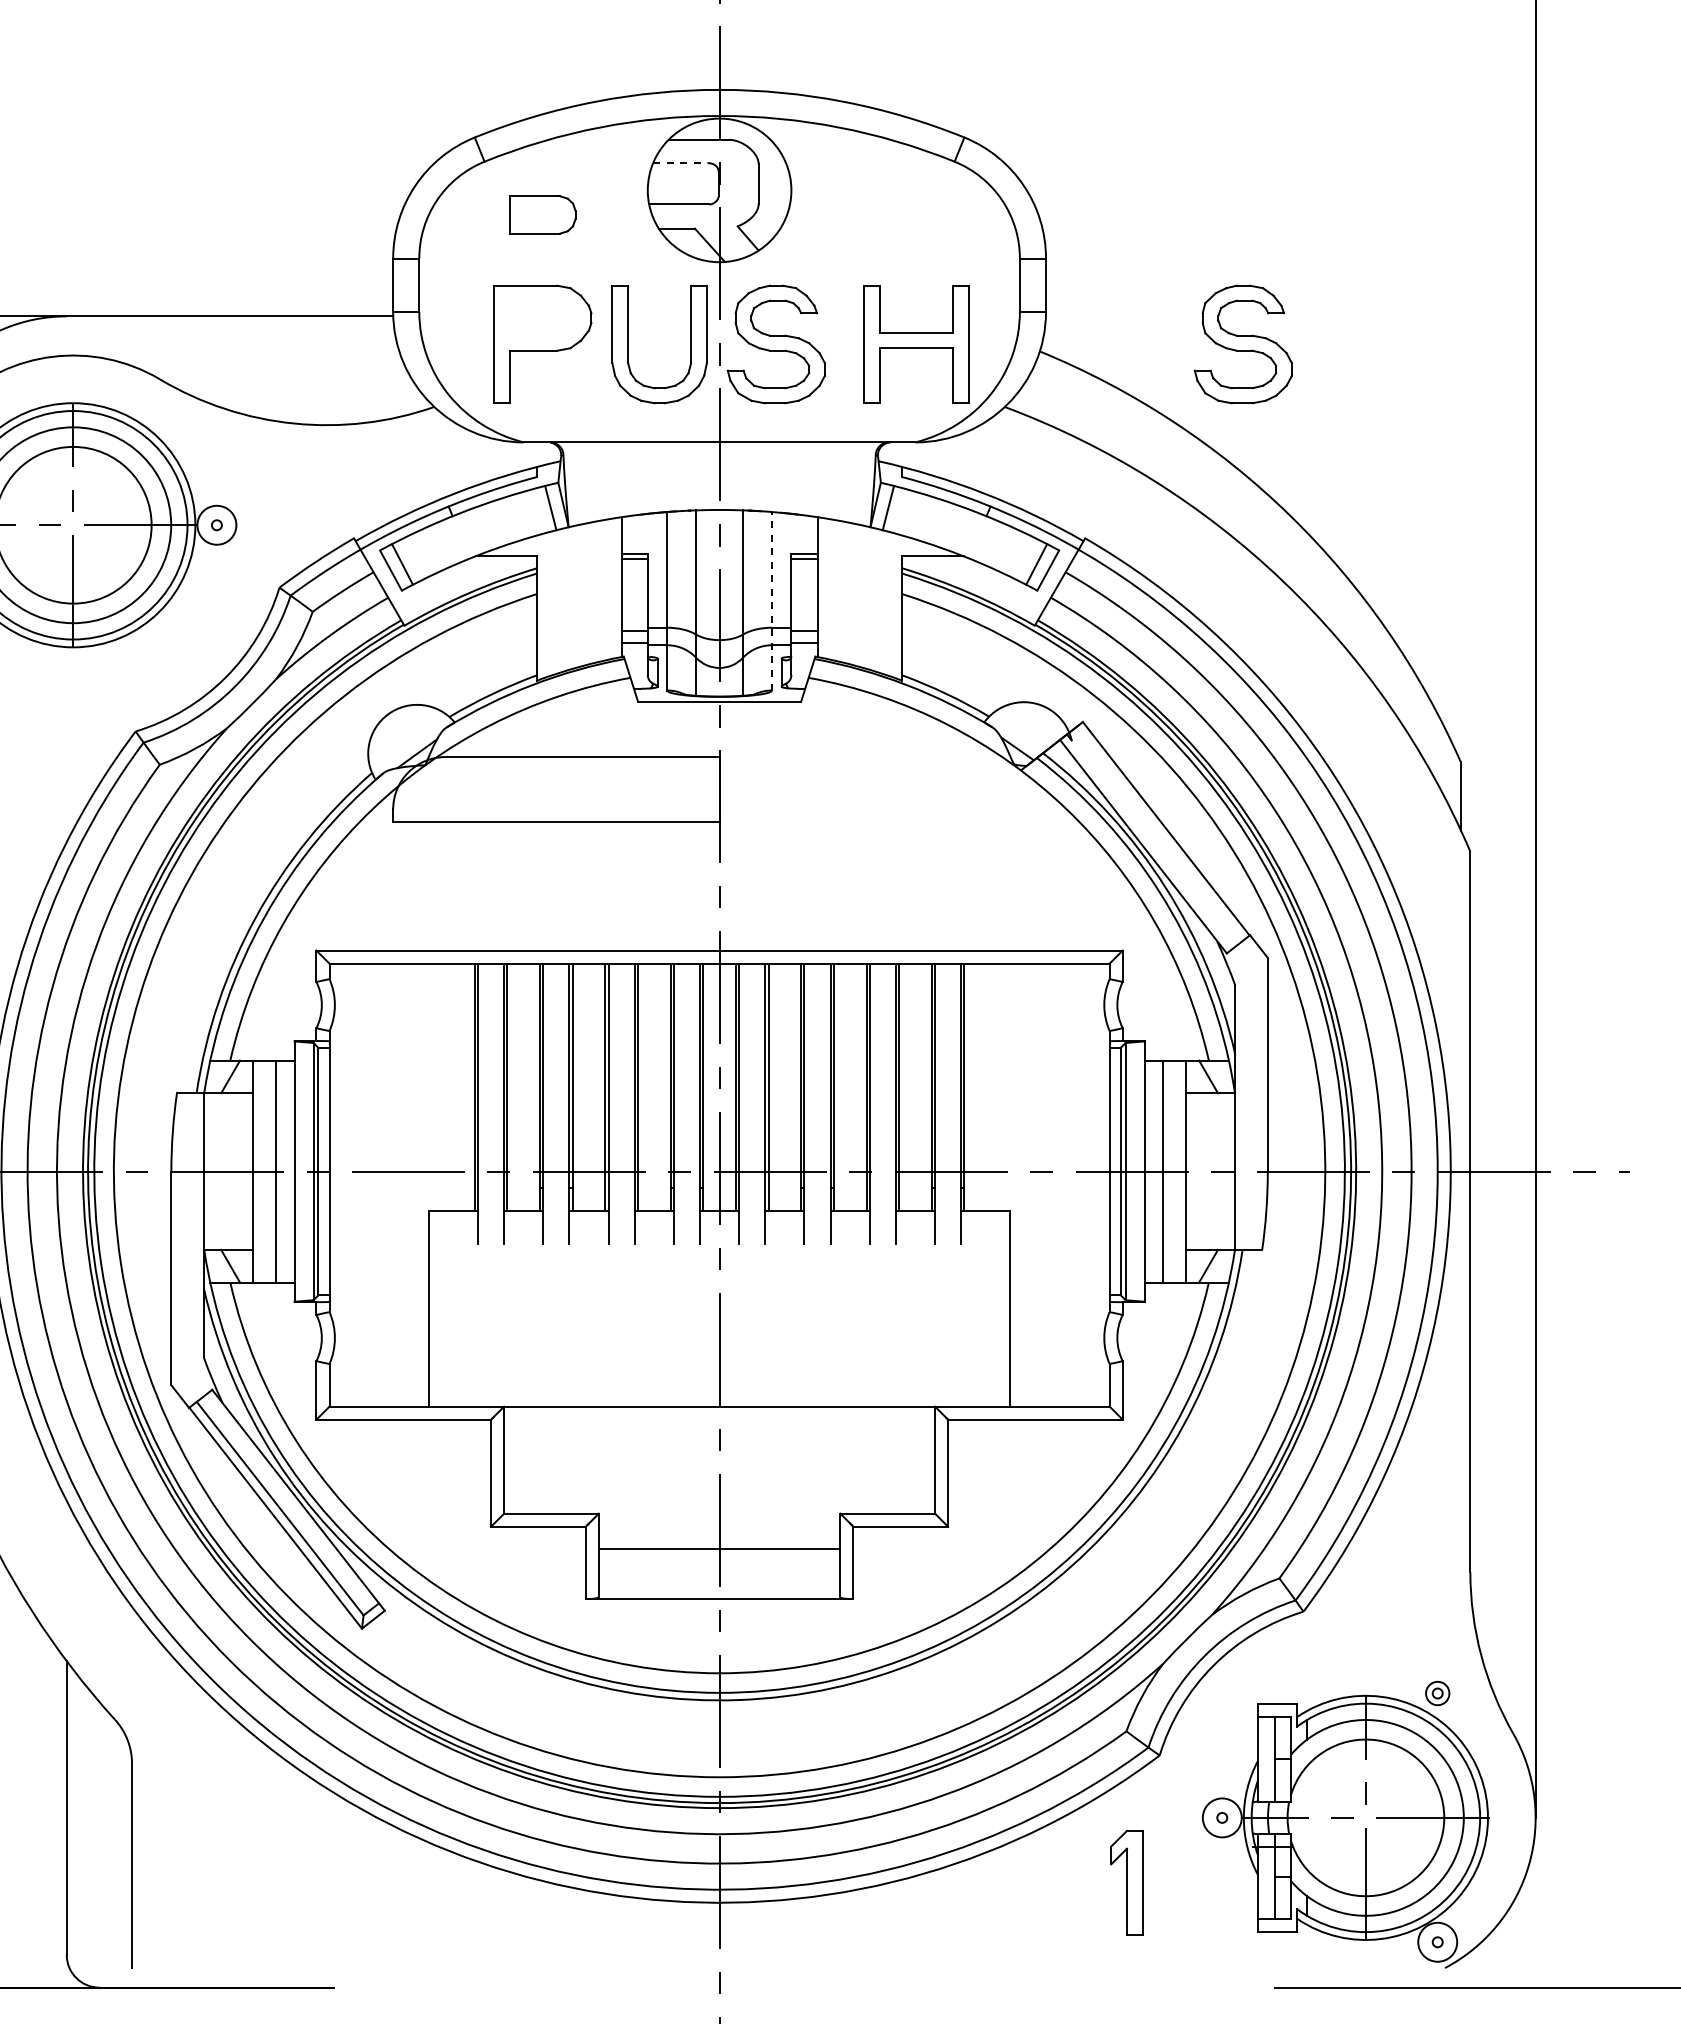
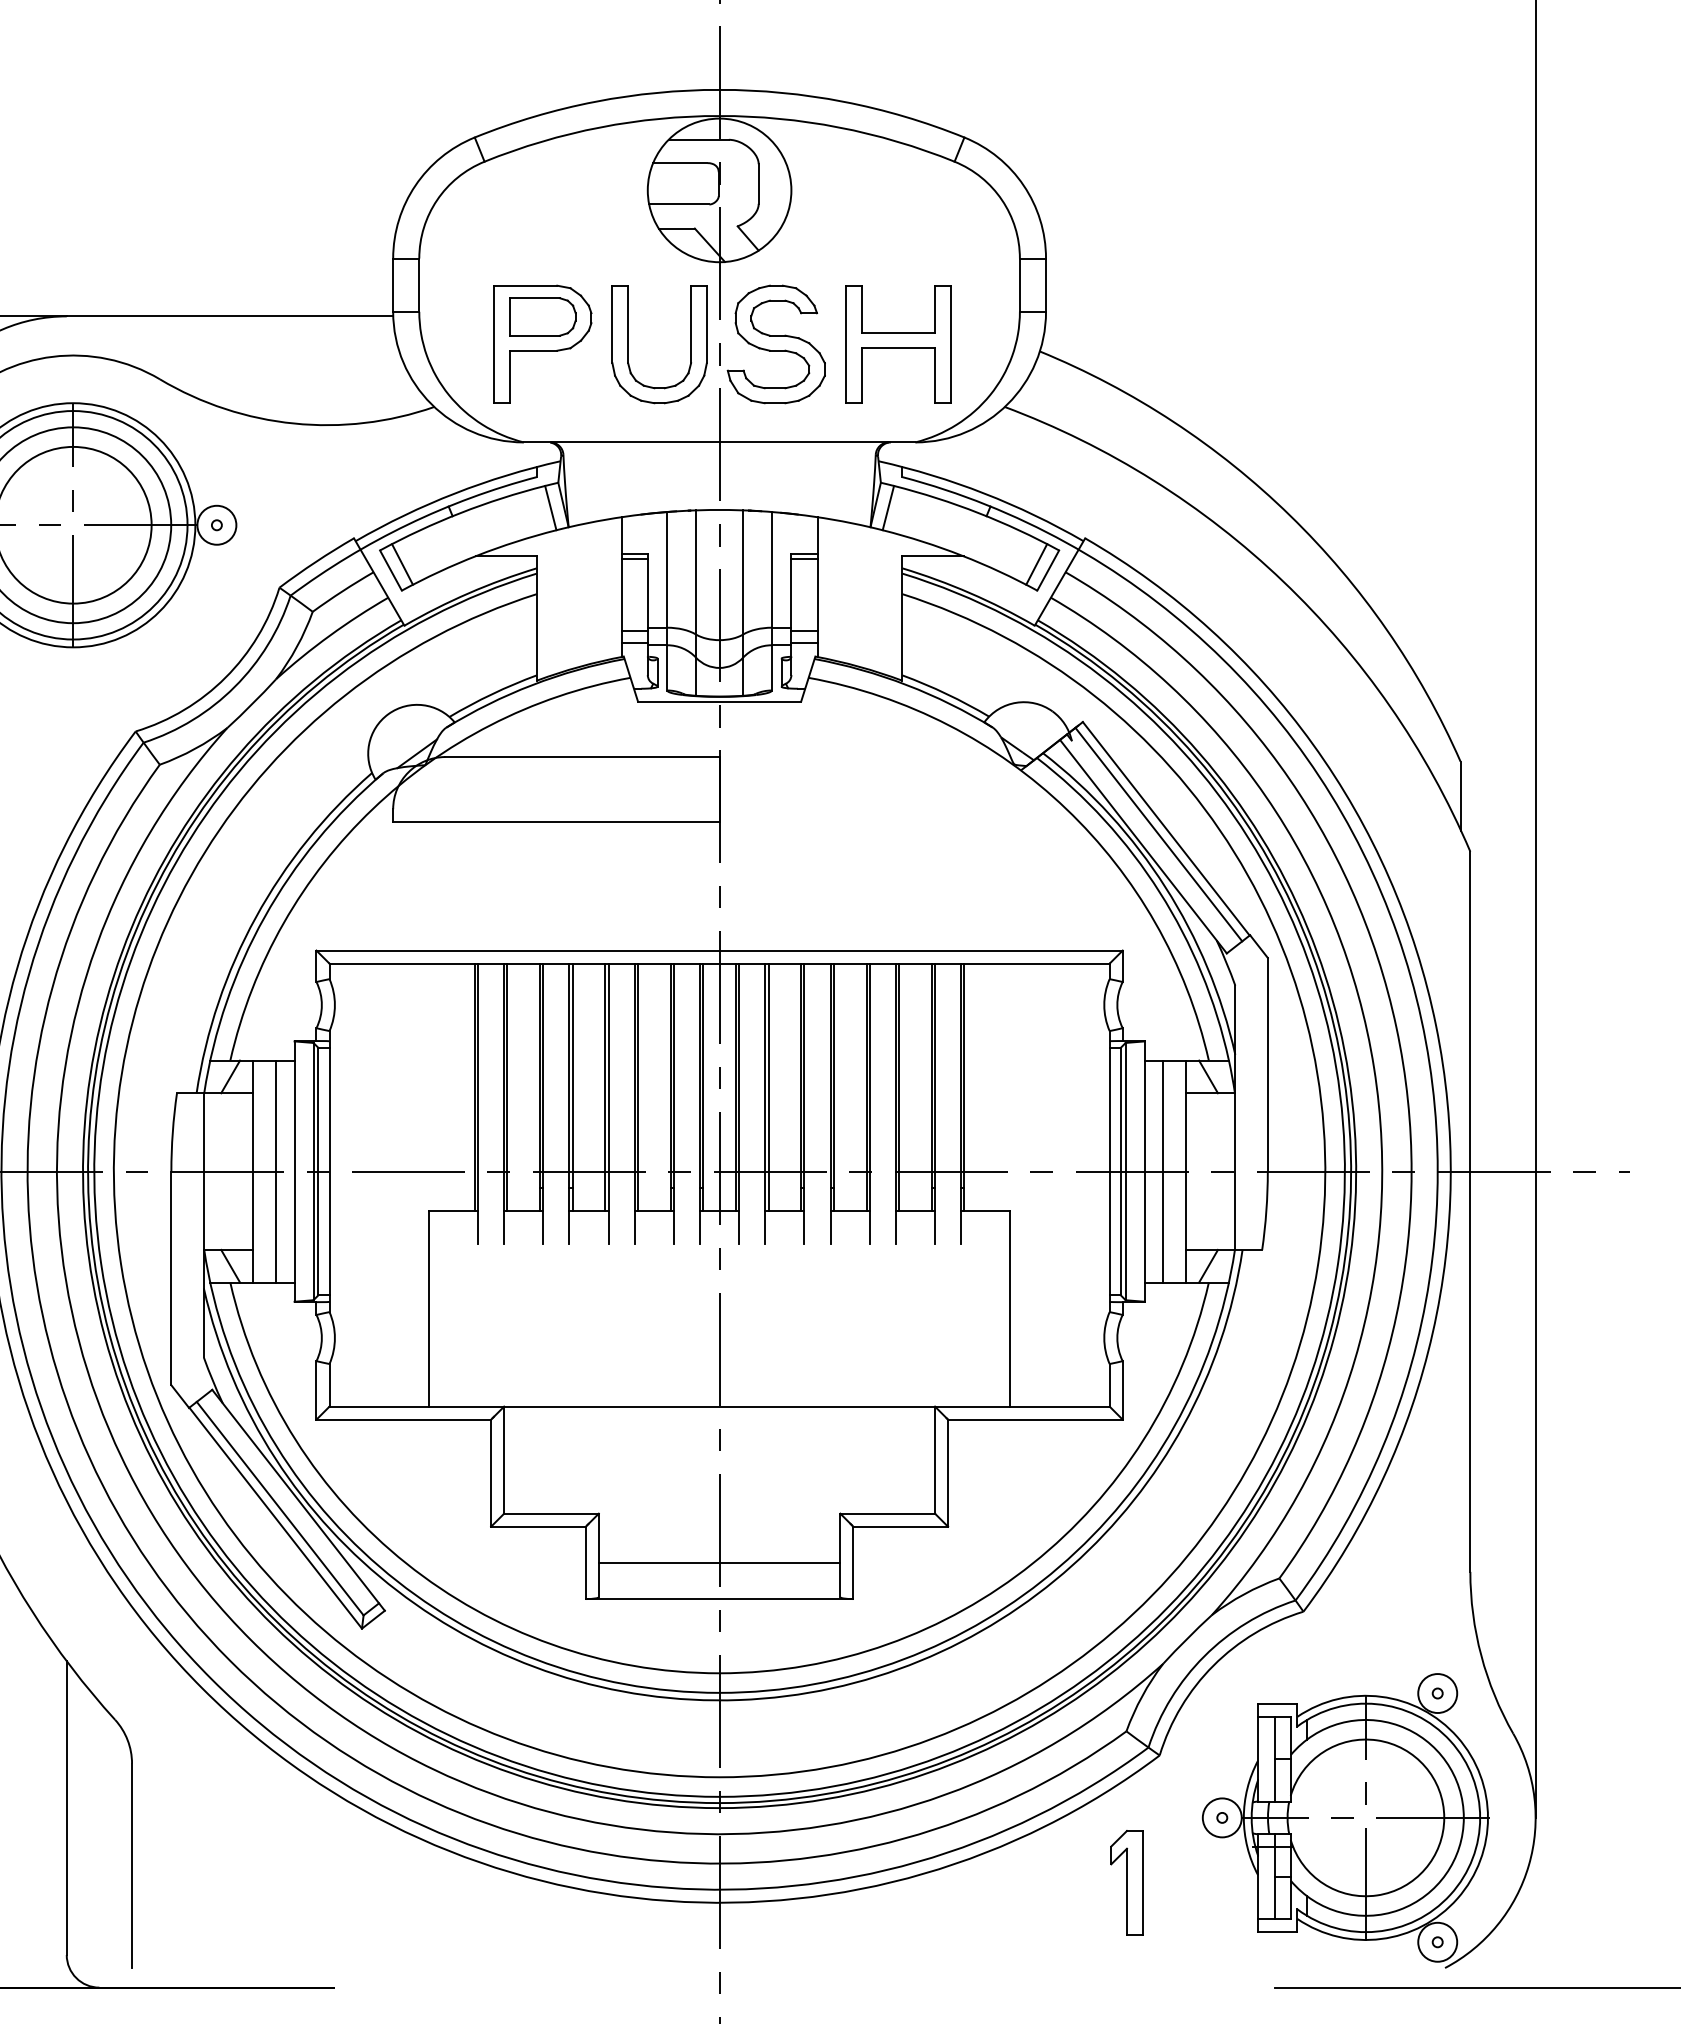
line: dashed -> solid (680, 163)
part position: (542, 214) -> (542, 316) (542, 316)
part position: (916, 344) -> (898, 344) (898, 344)
part: present -> none (1242, 344)
line: dashed -> solid (771, 600)
line: none -> present (1158, 834)
line position: (719, 1549) -> (719, 1563) (719, 1563)
circle diameter: 23 px -> 39 px (1437, 1693)
